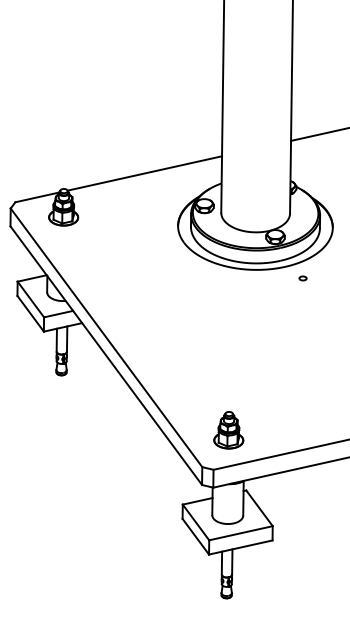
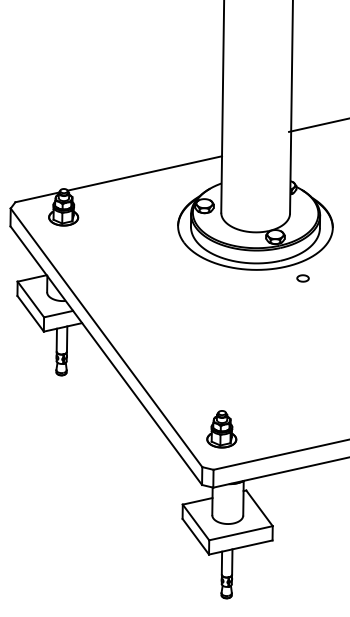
line position: (318, 134) -> (317, 125) (317, 125)
part size: 10x7 px -> 14x9 px (302, 278)
part position: (228, 430) -> (221, 429) (221, 429)
